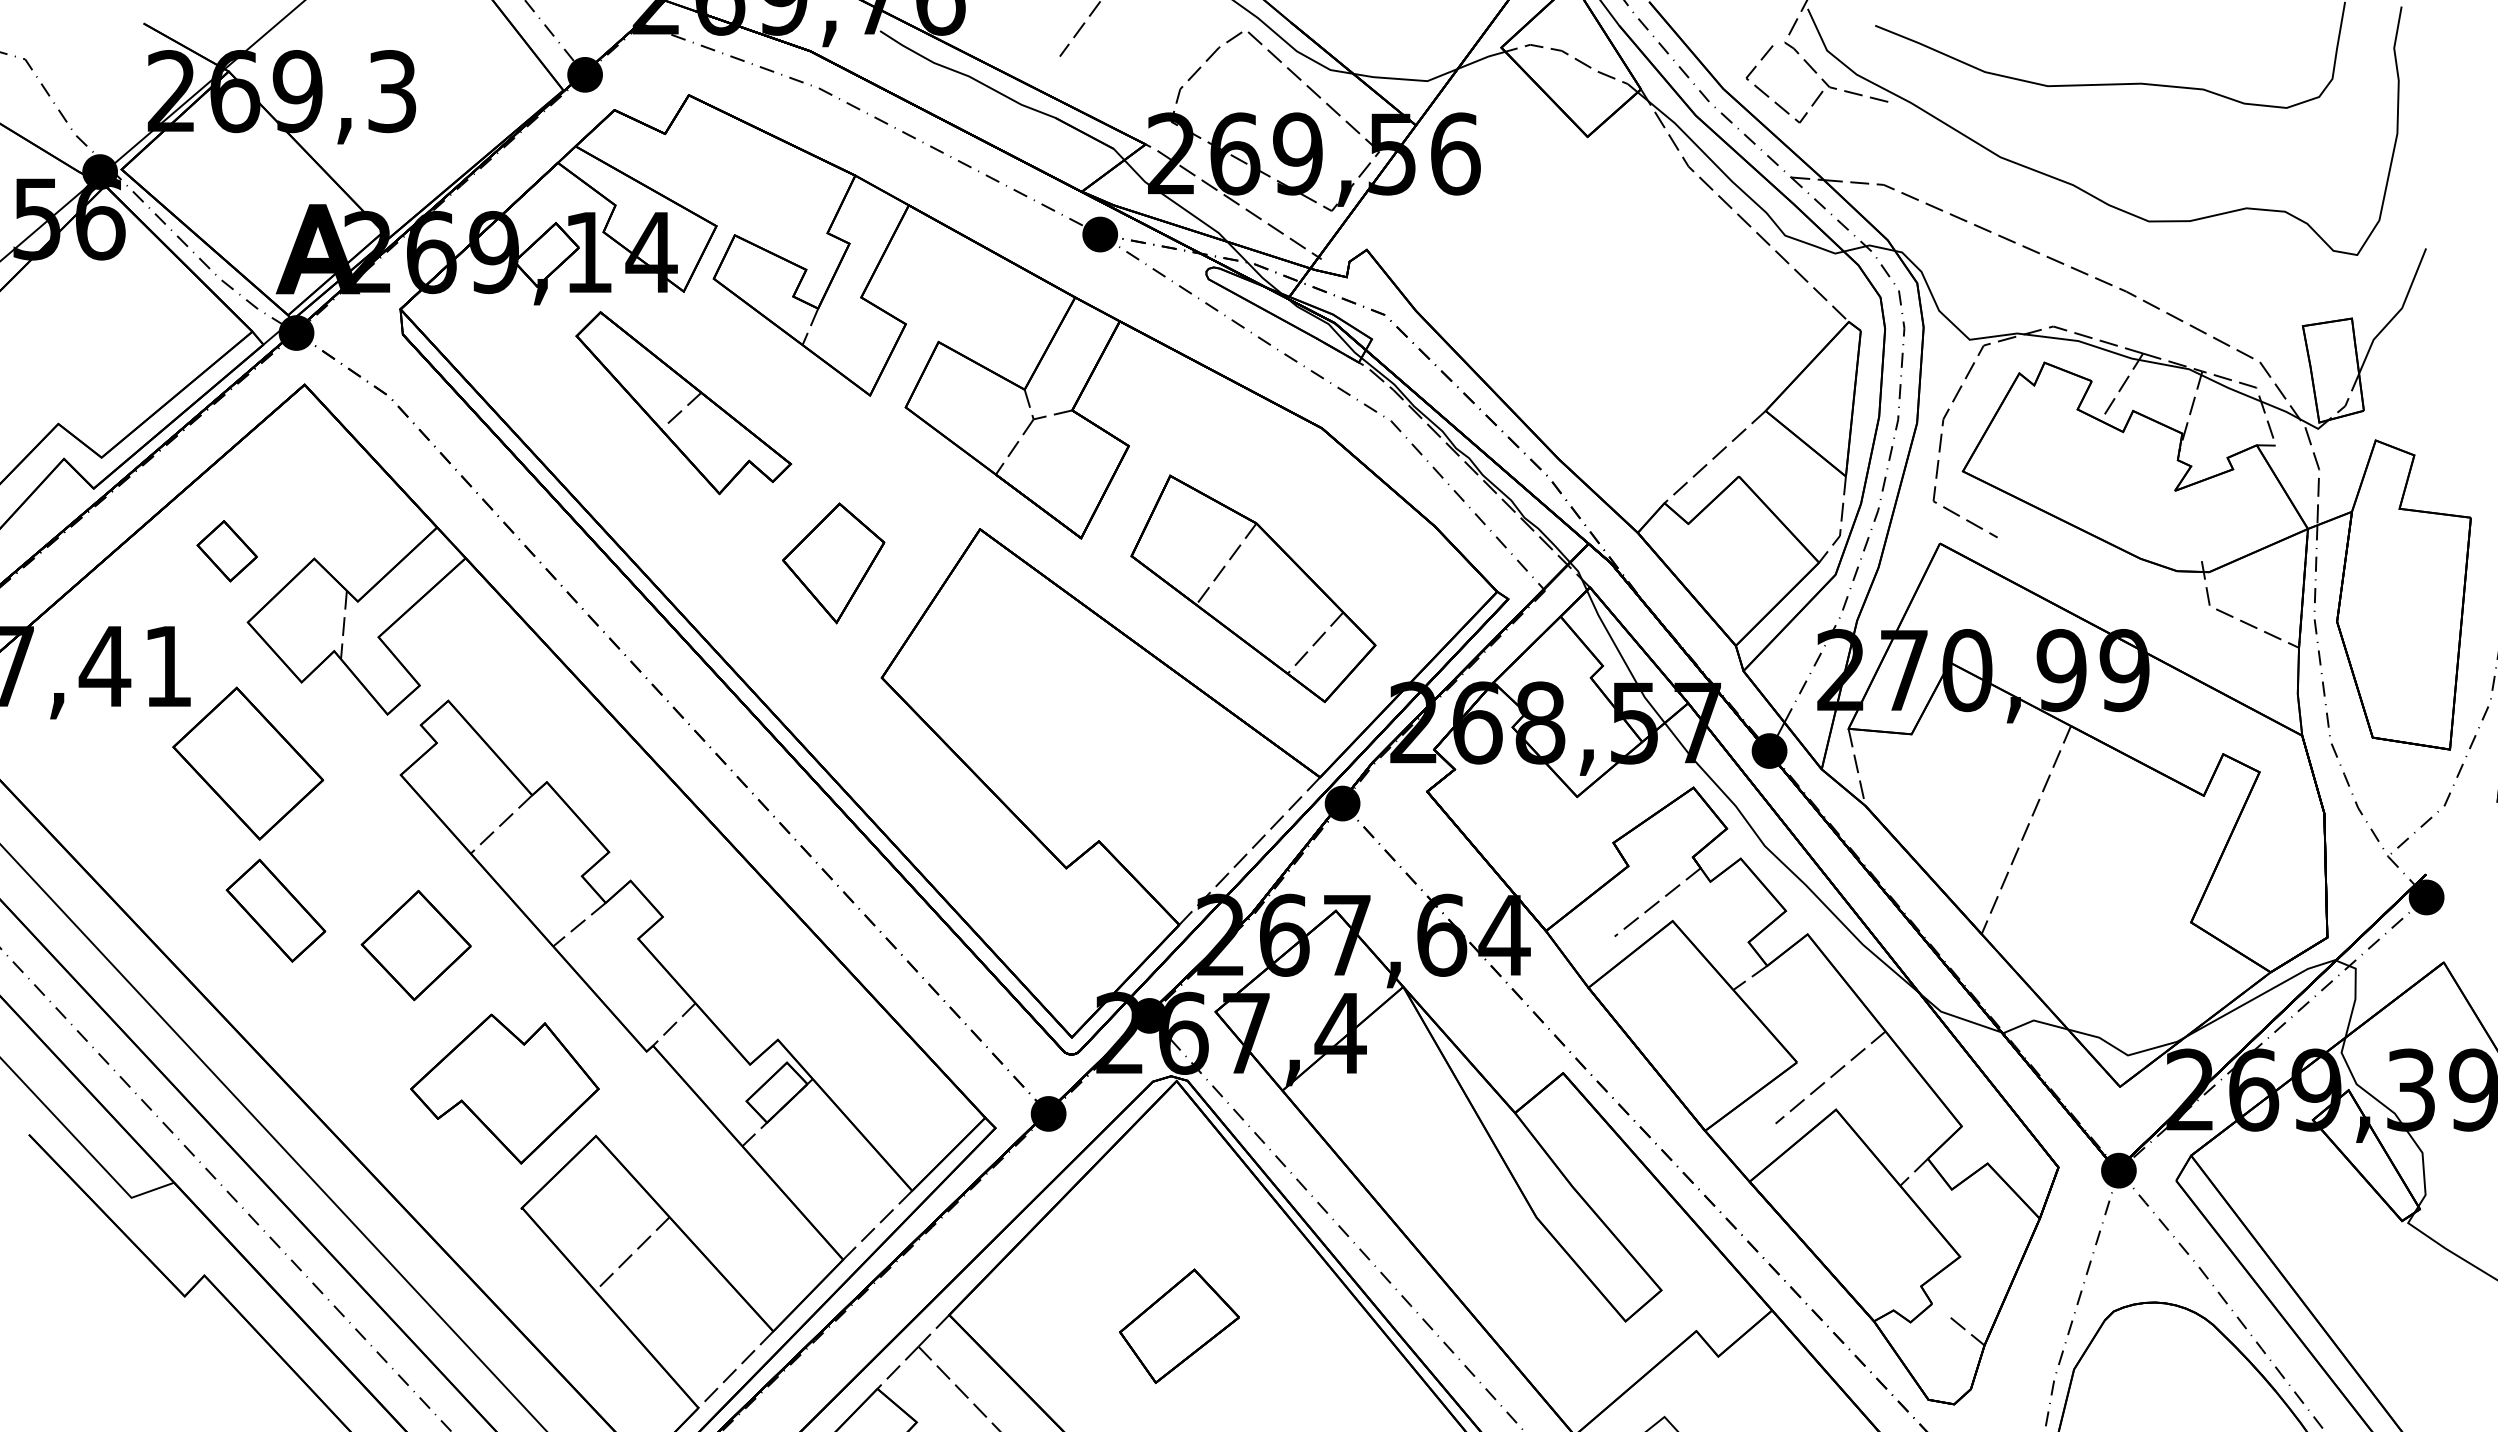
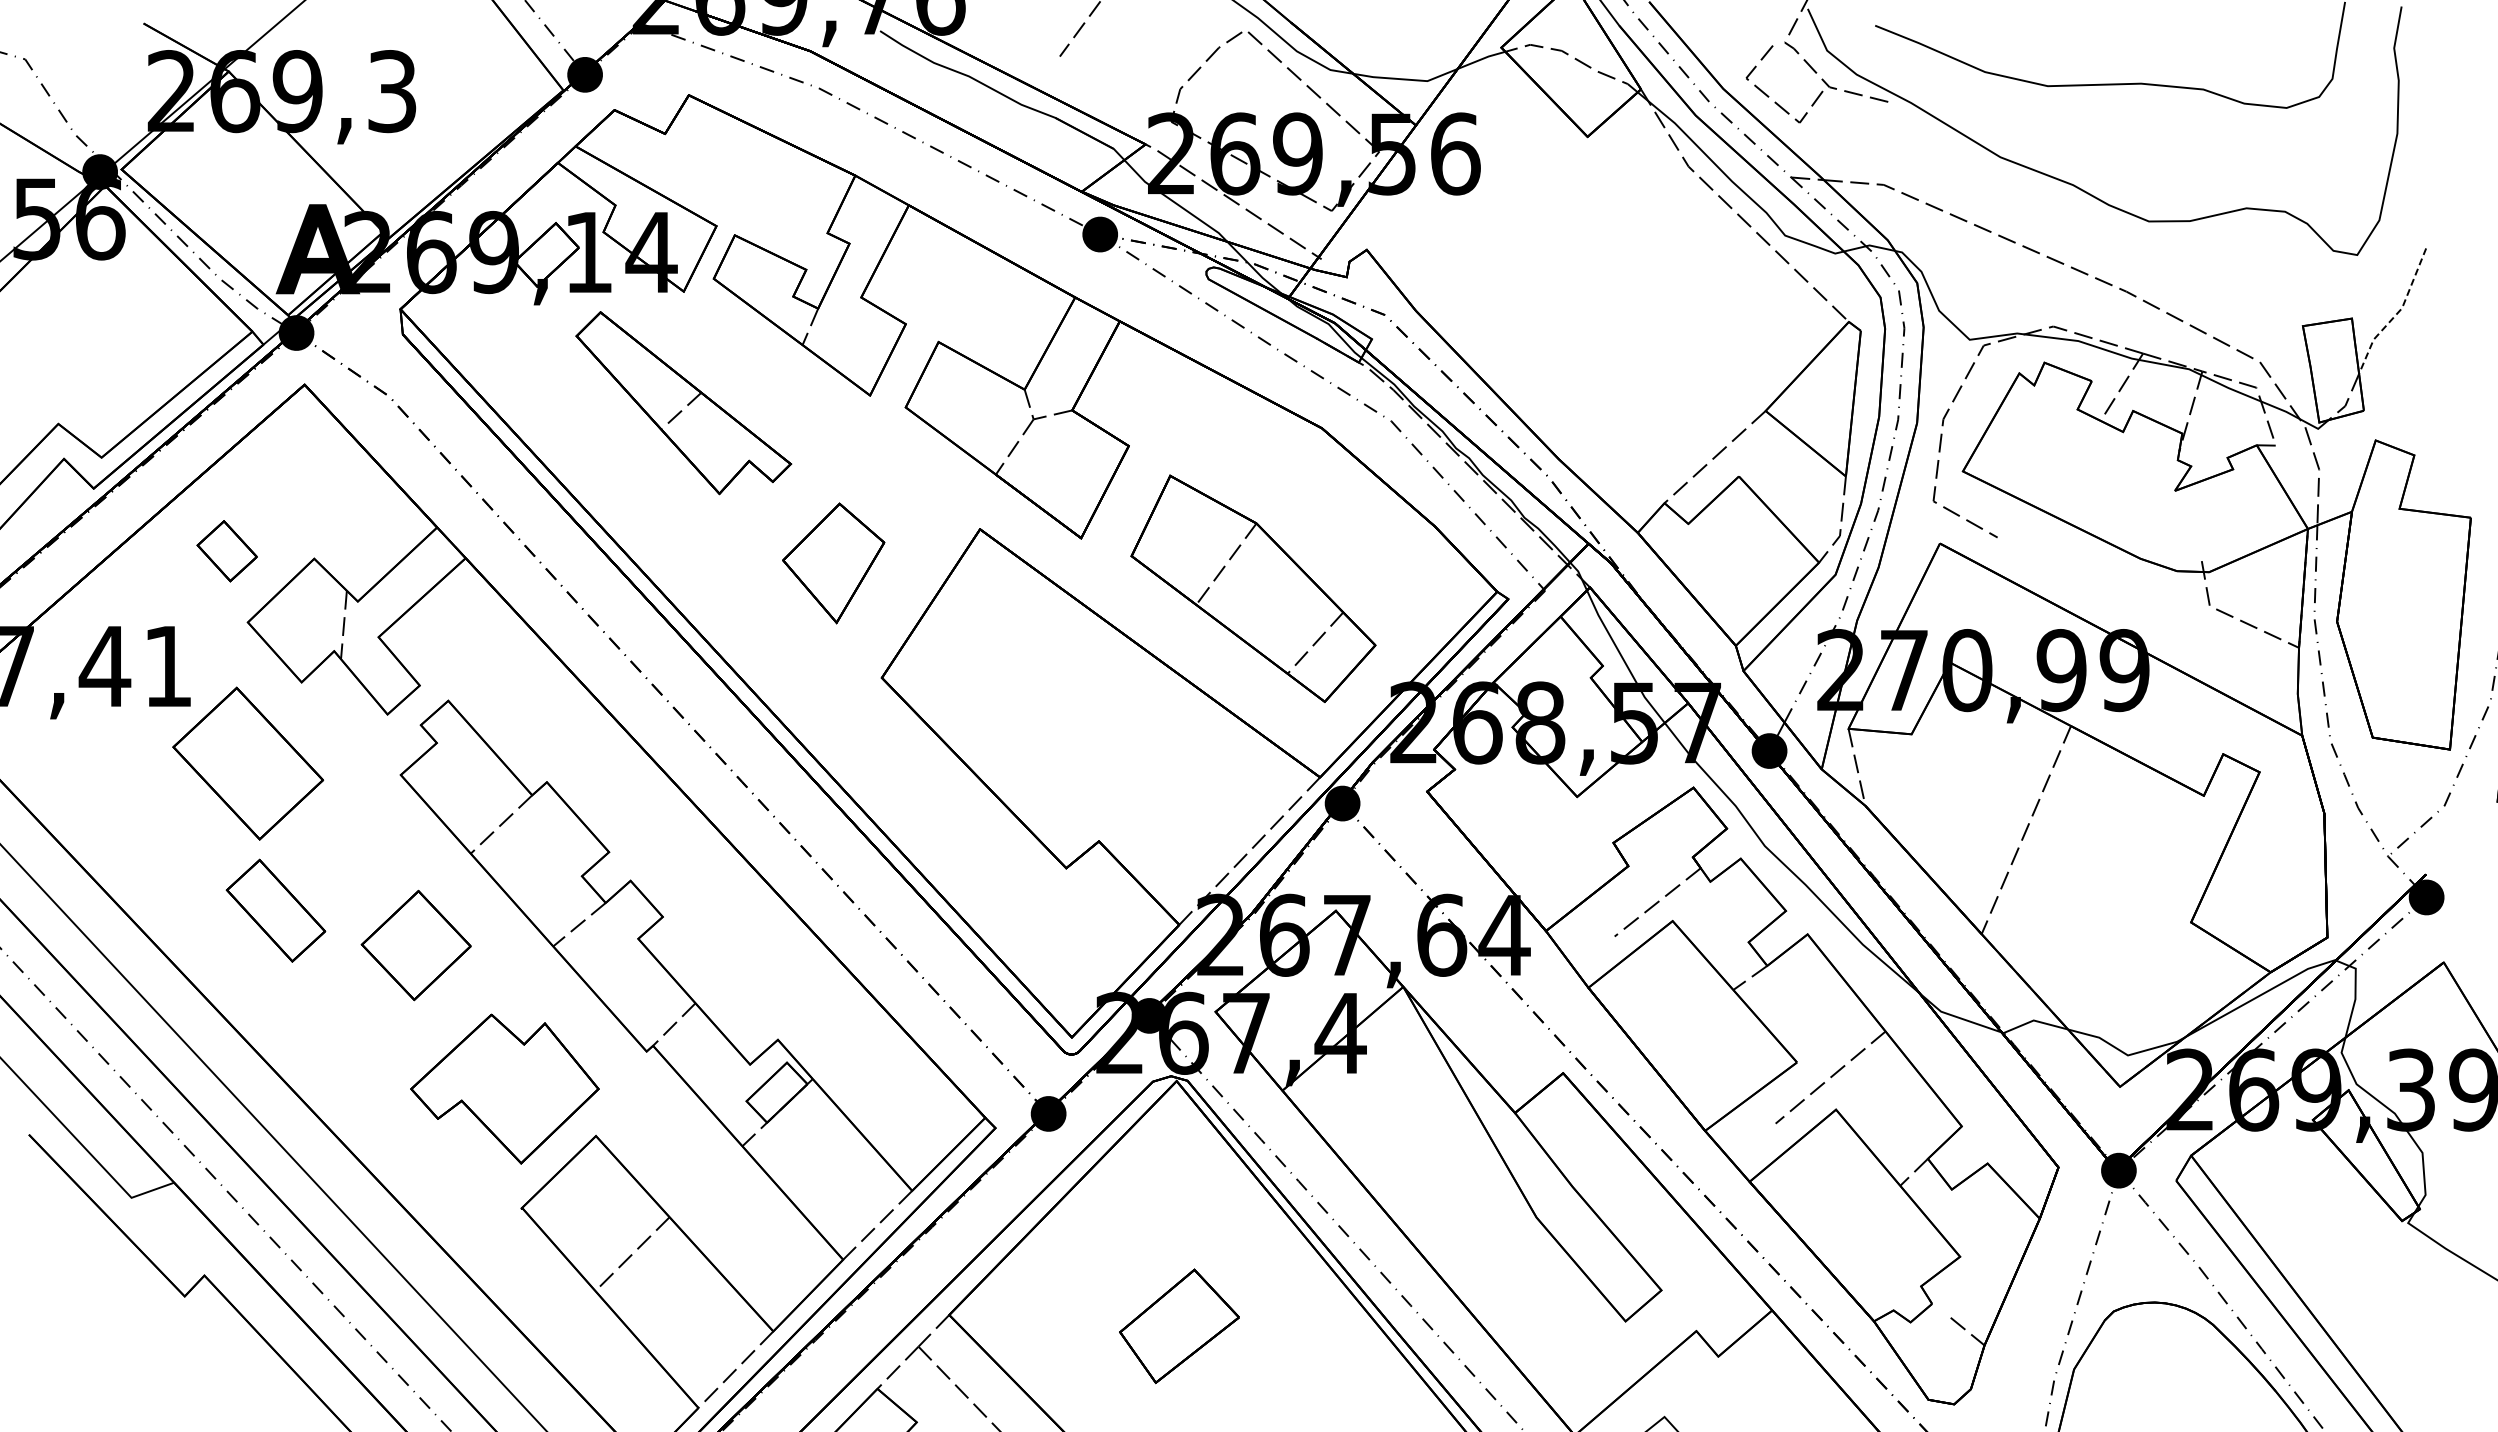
line: solid -> dashed (2396, 314)
